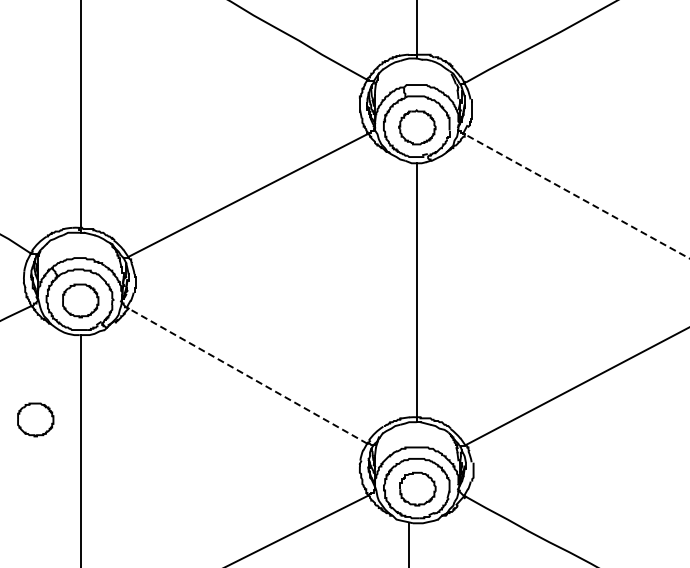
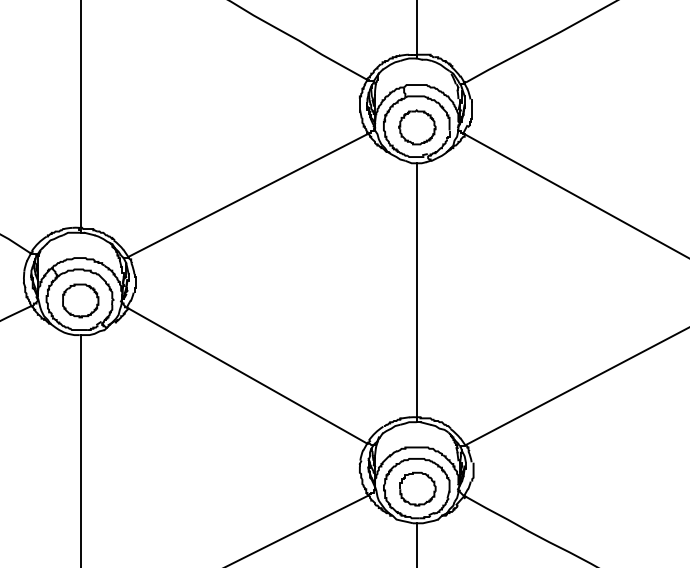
line: dashed -> solid (577, 196)
line: dashed -> solid (247, 375)
part: present -> none (35, 419)
line position: (408, 543) -> (416, 543) (416, 543)
